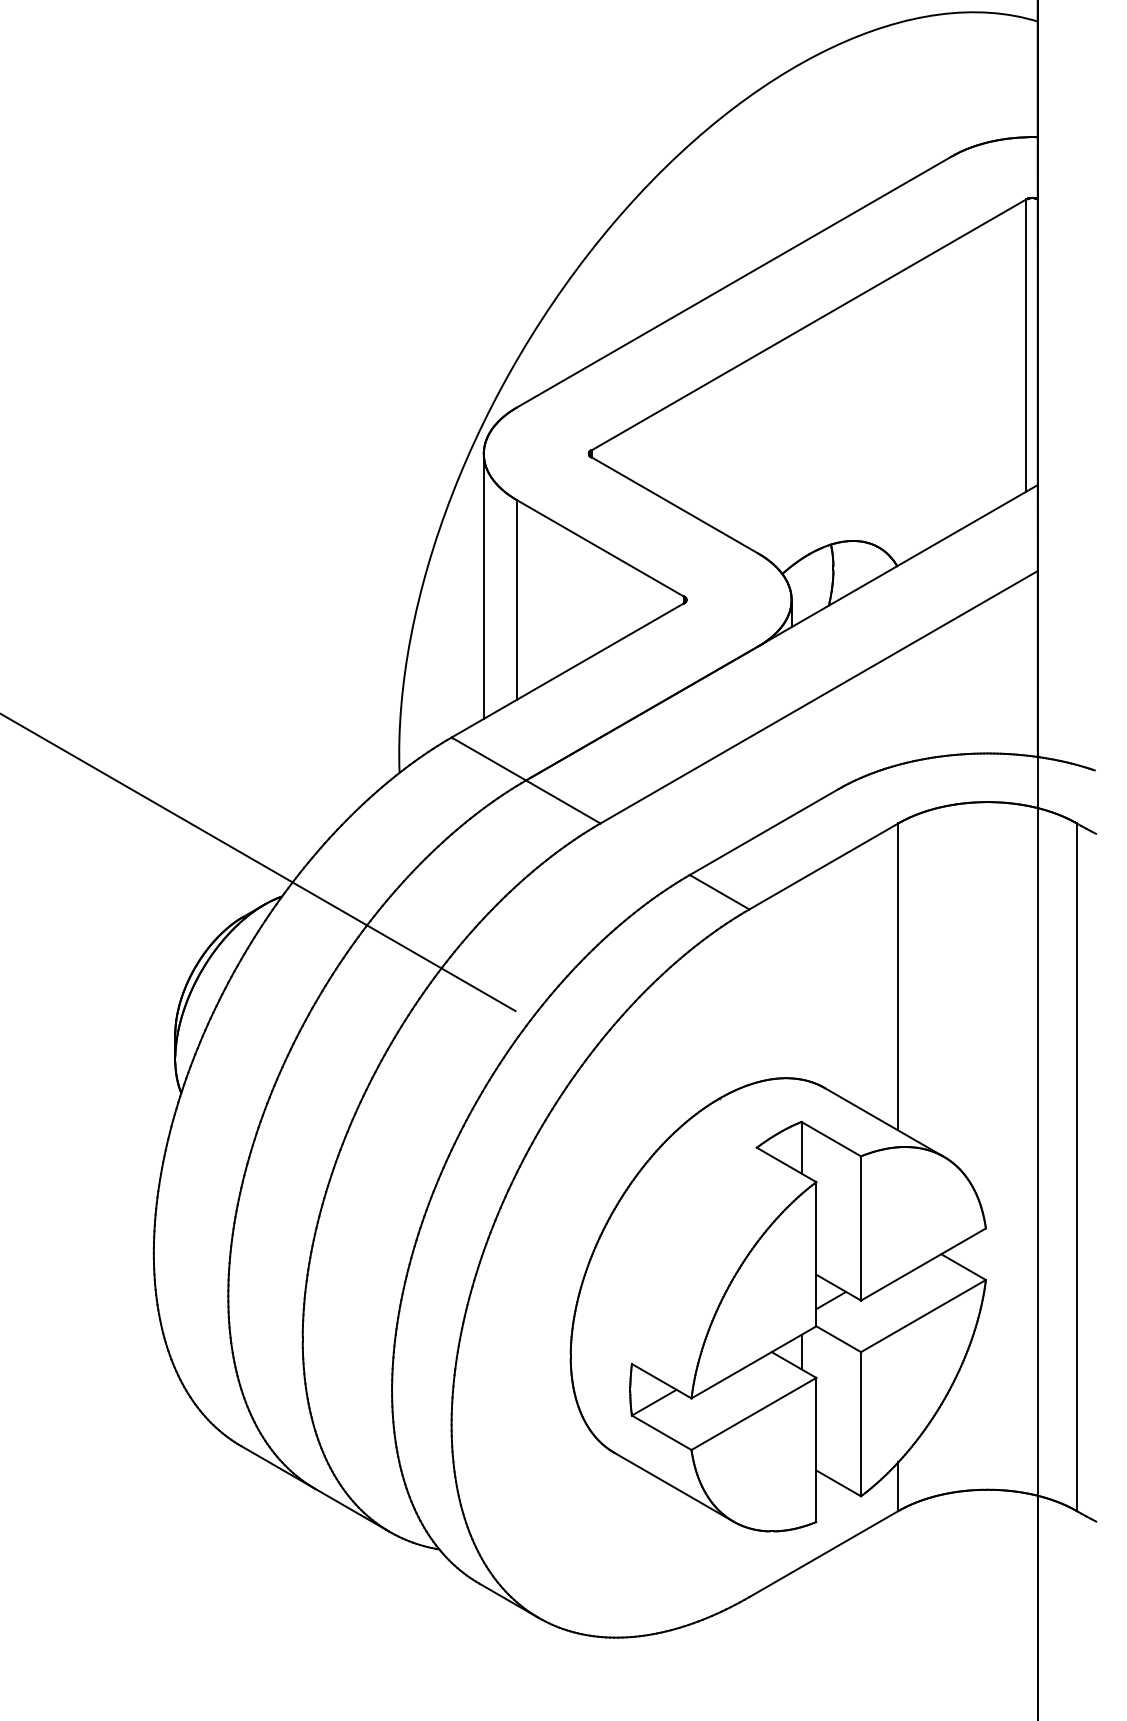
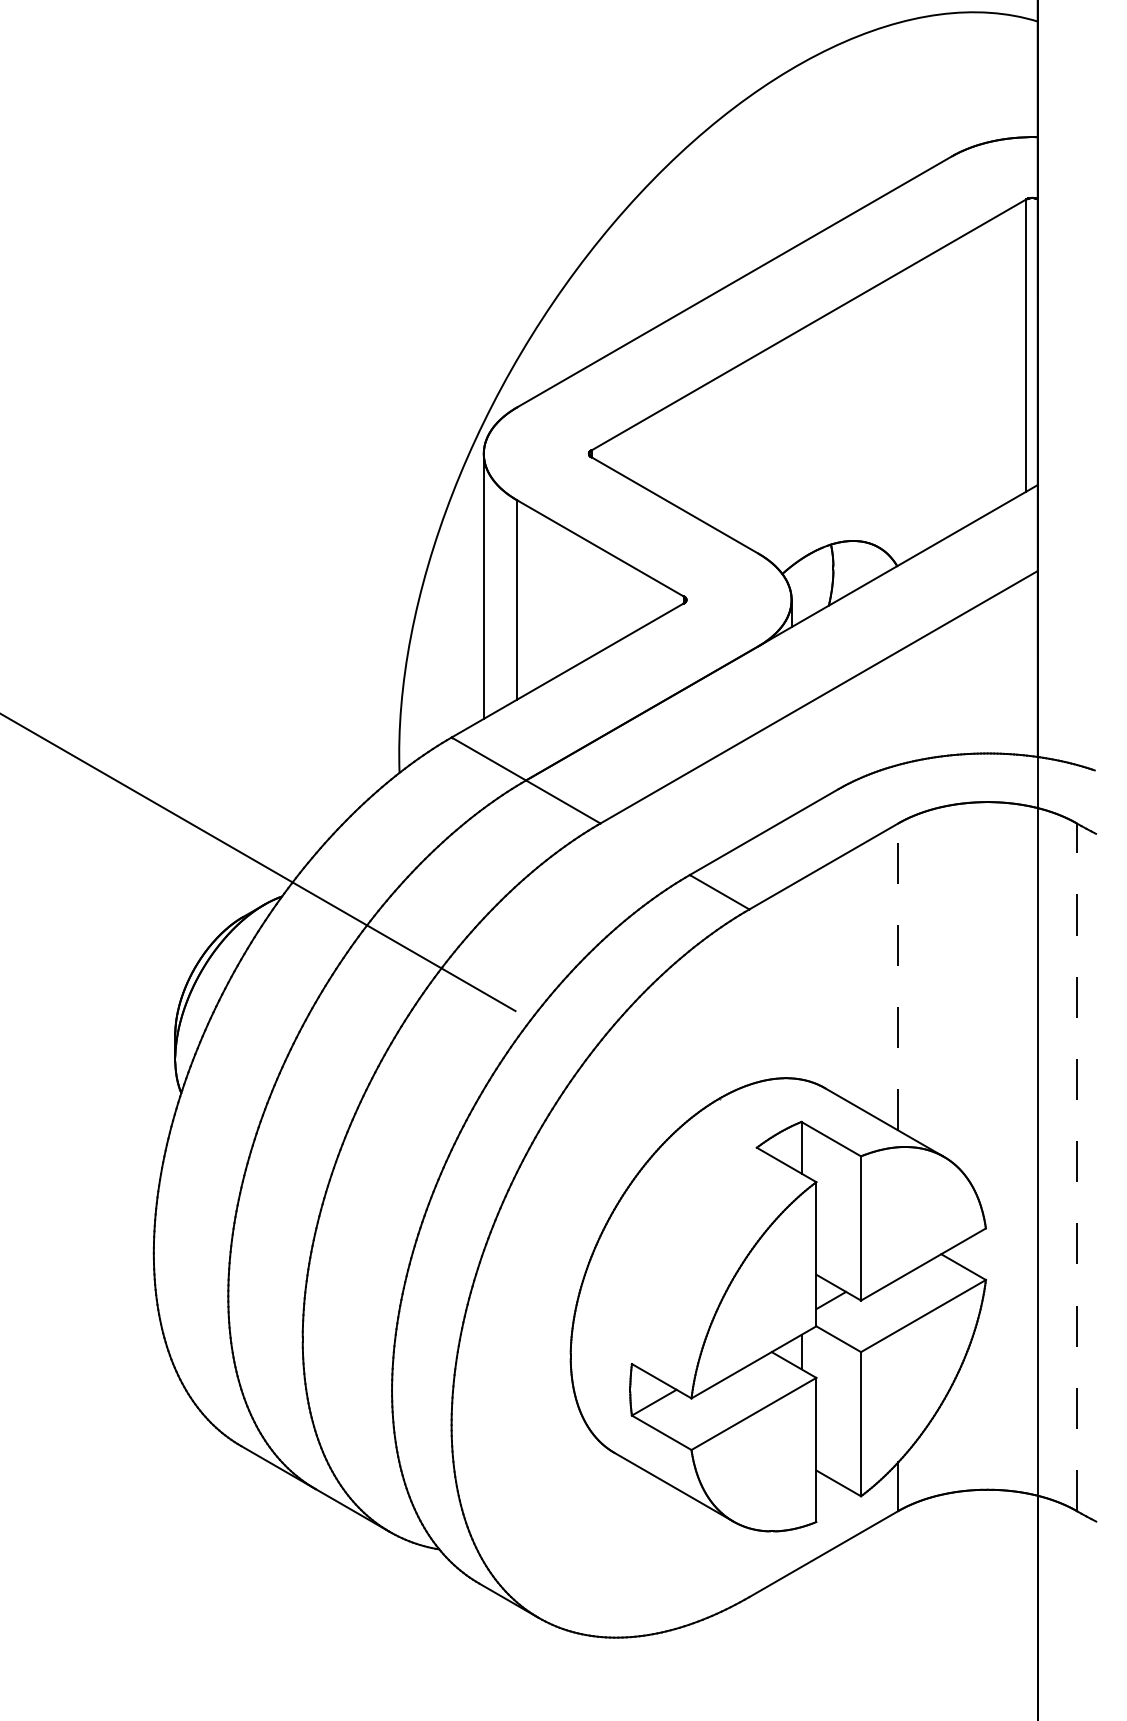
line: solid -> dashed (898, 976)
line: solid -> dashed (1076, 1167)
